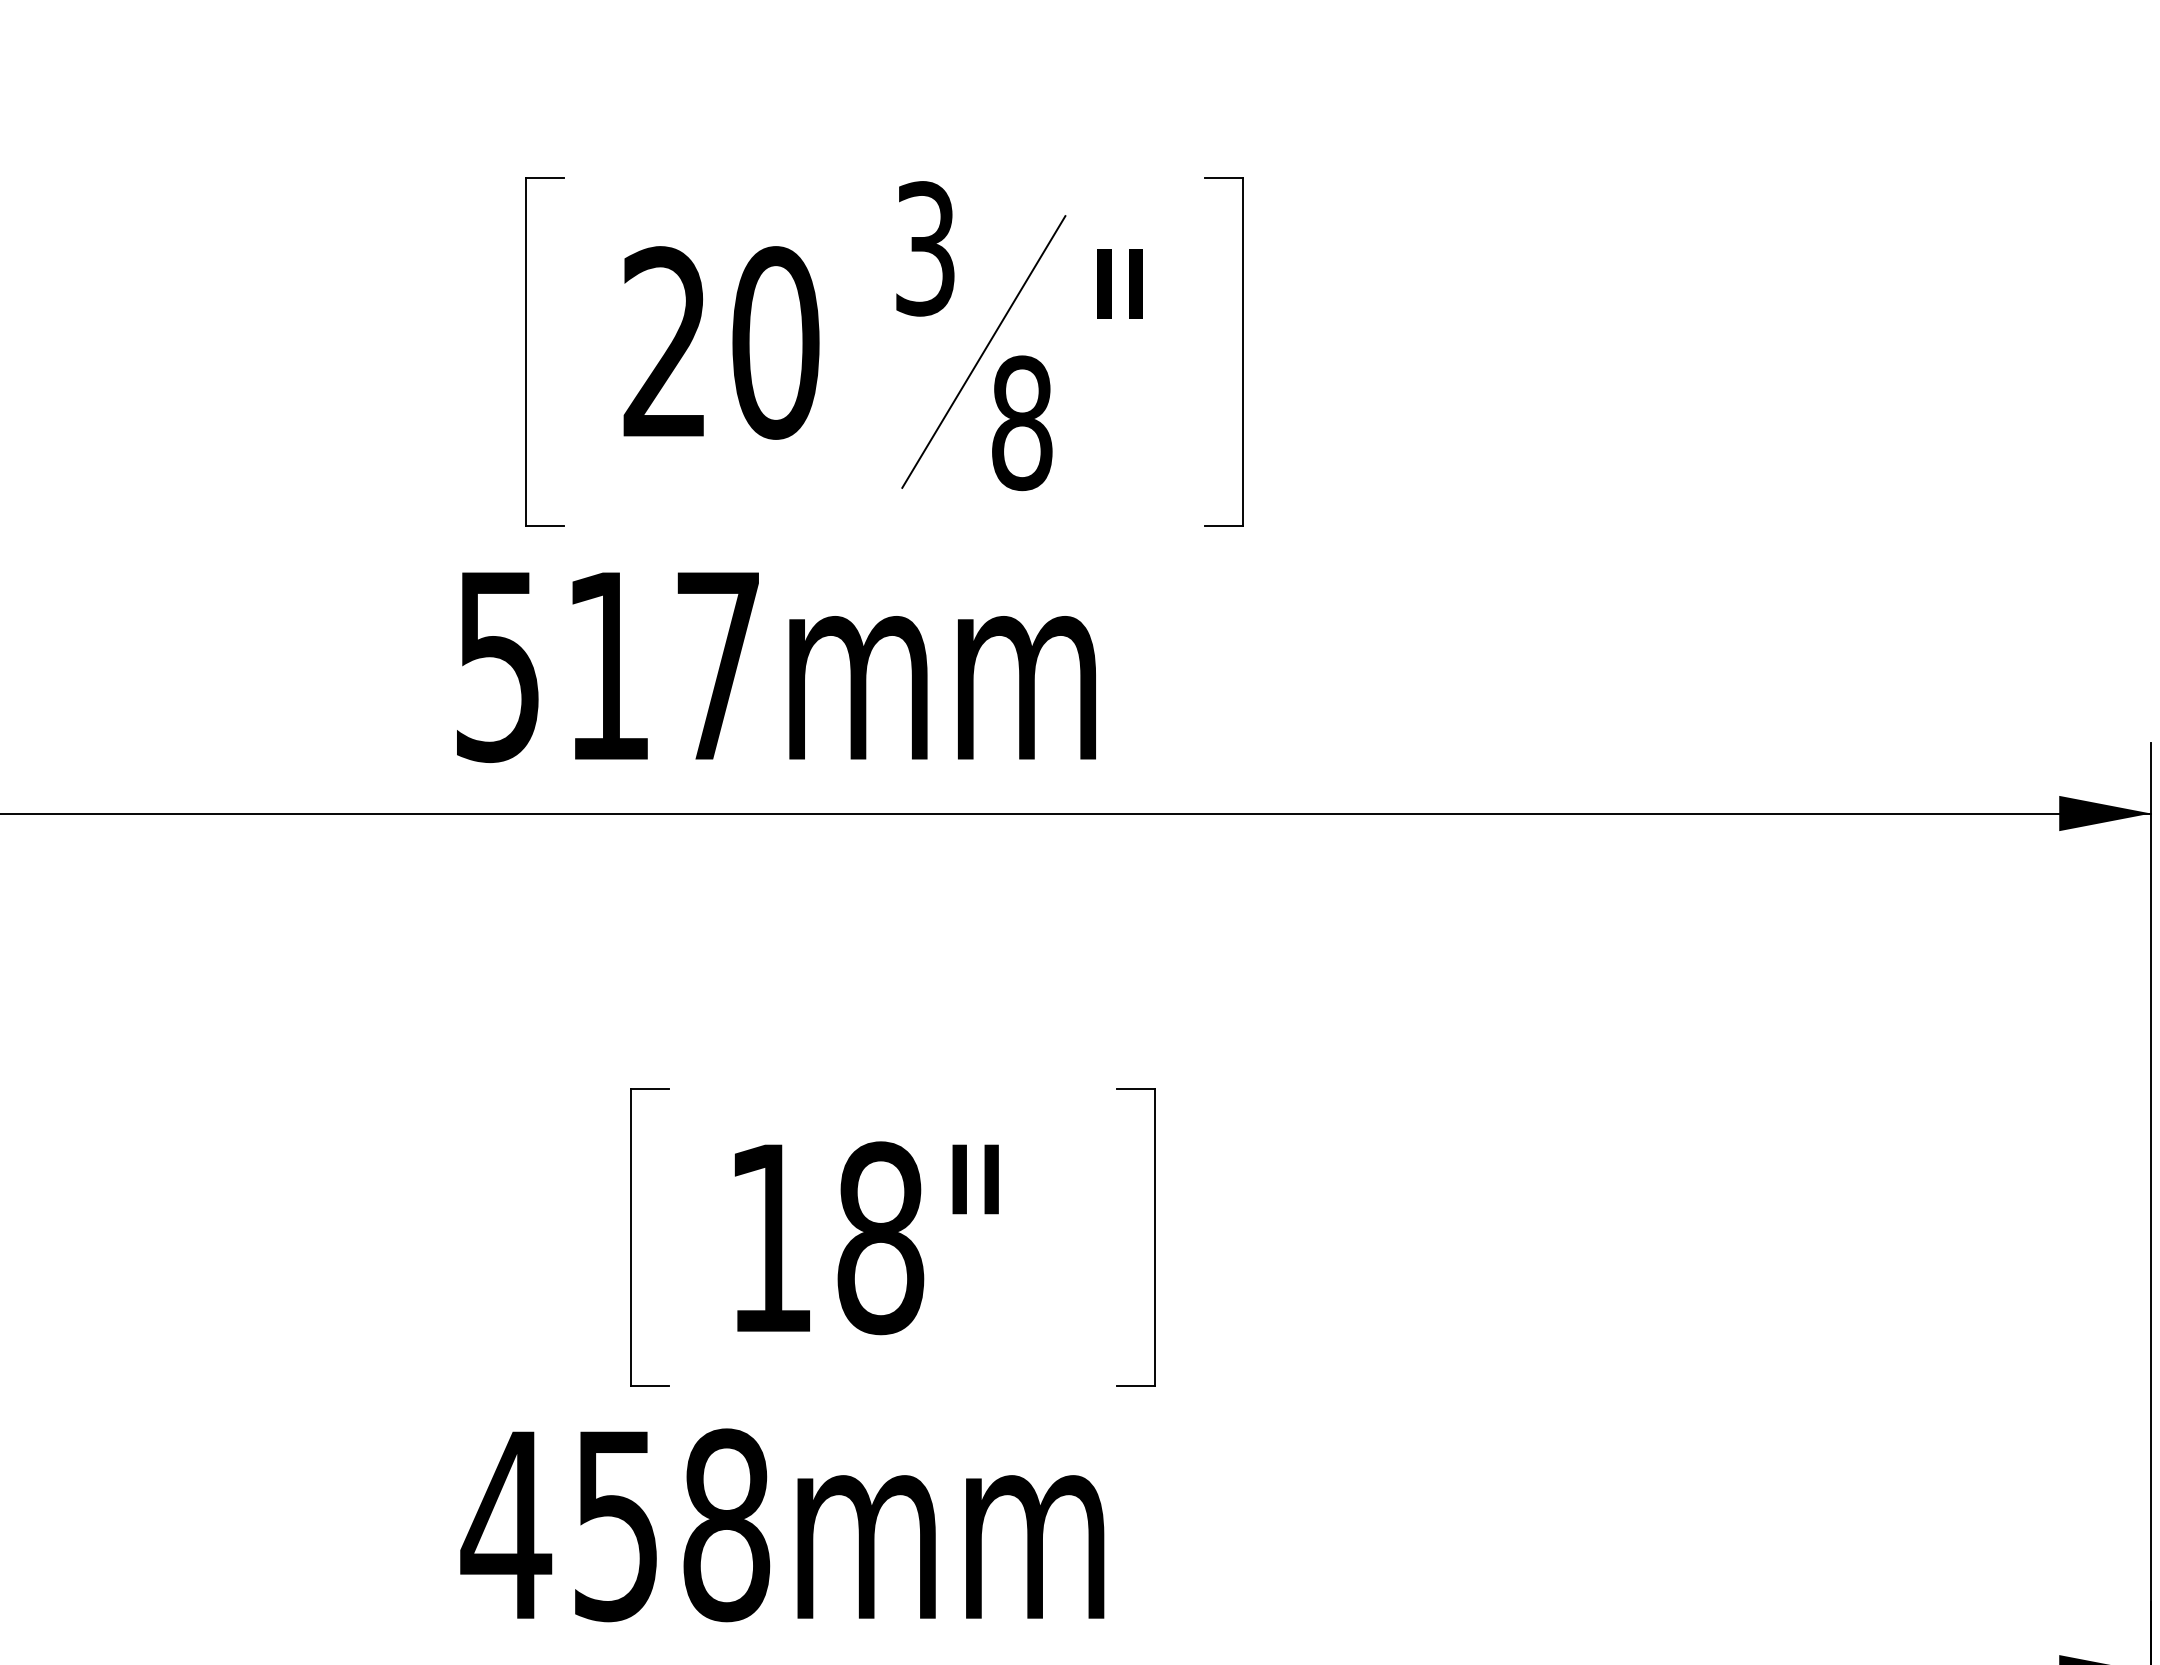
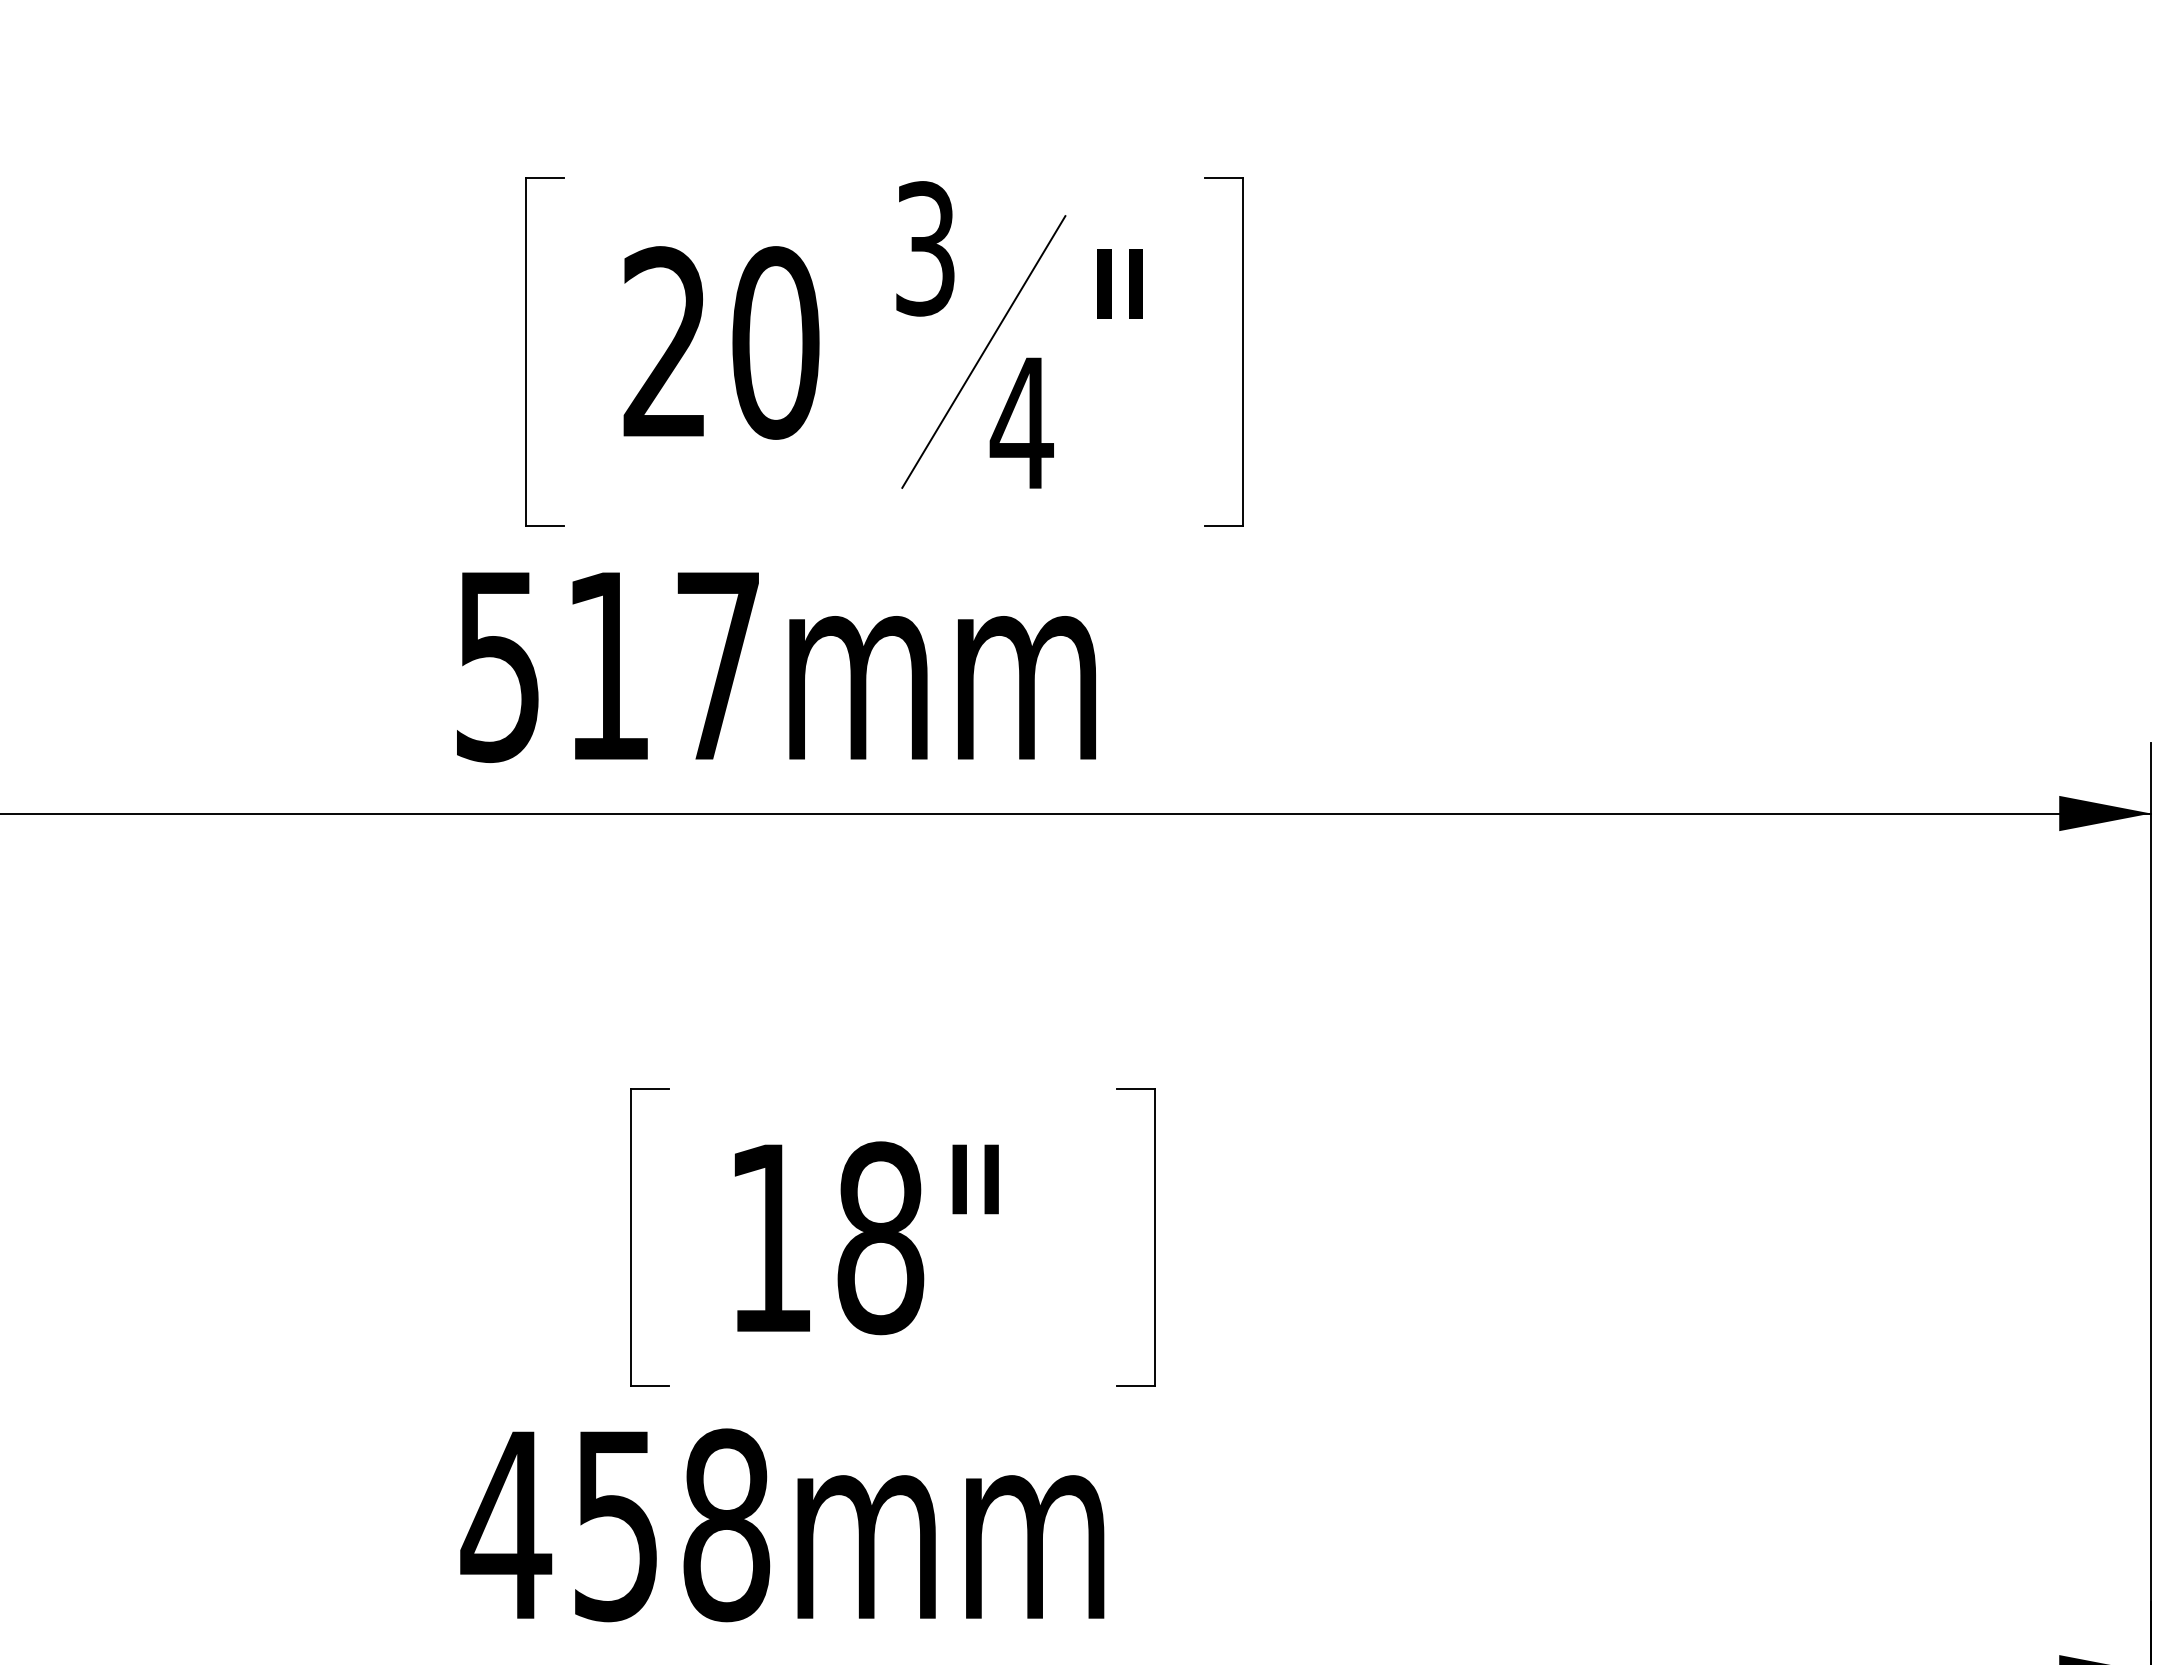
text: 8 -> 4 (1021, 423)
